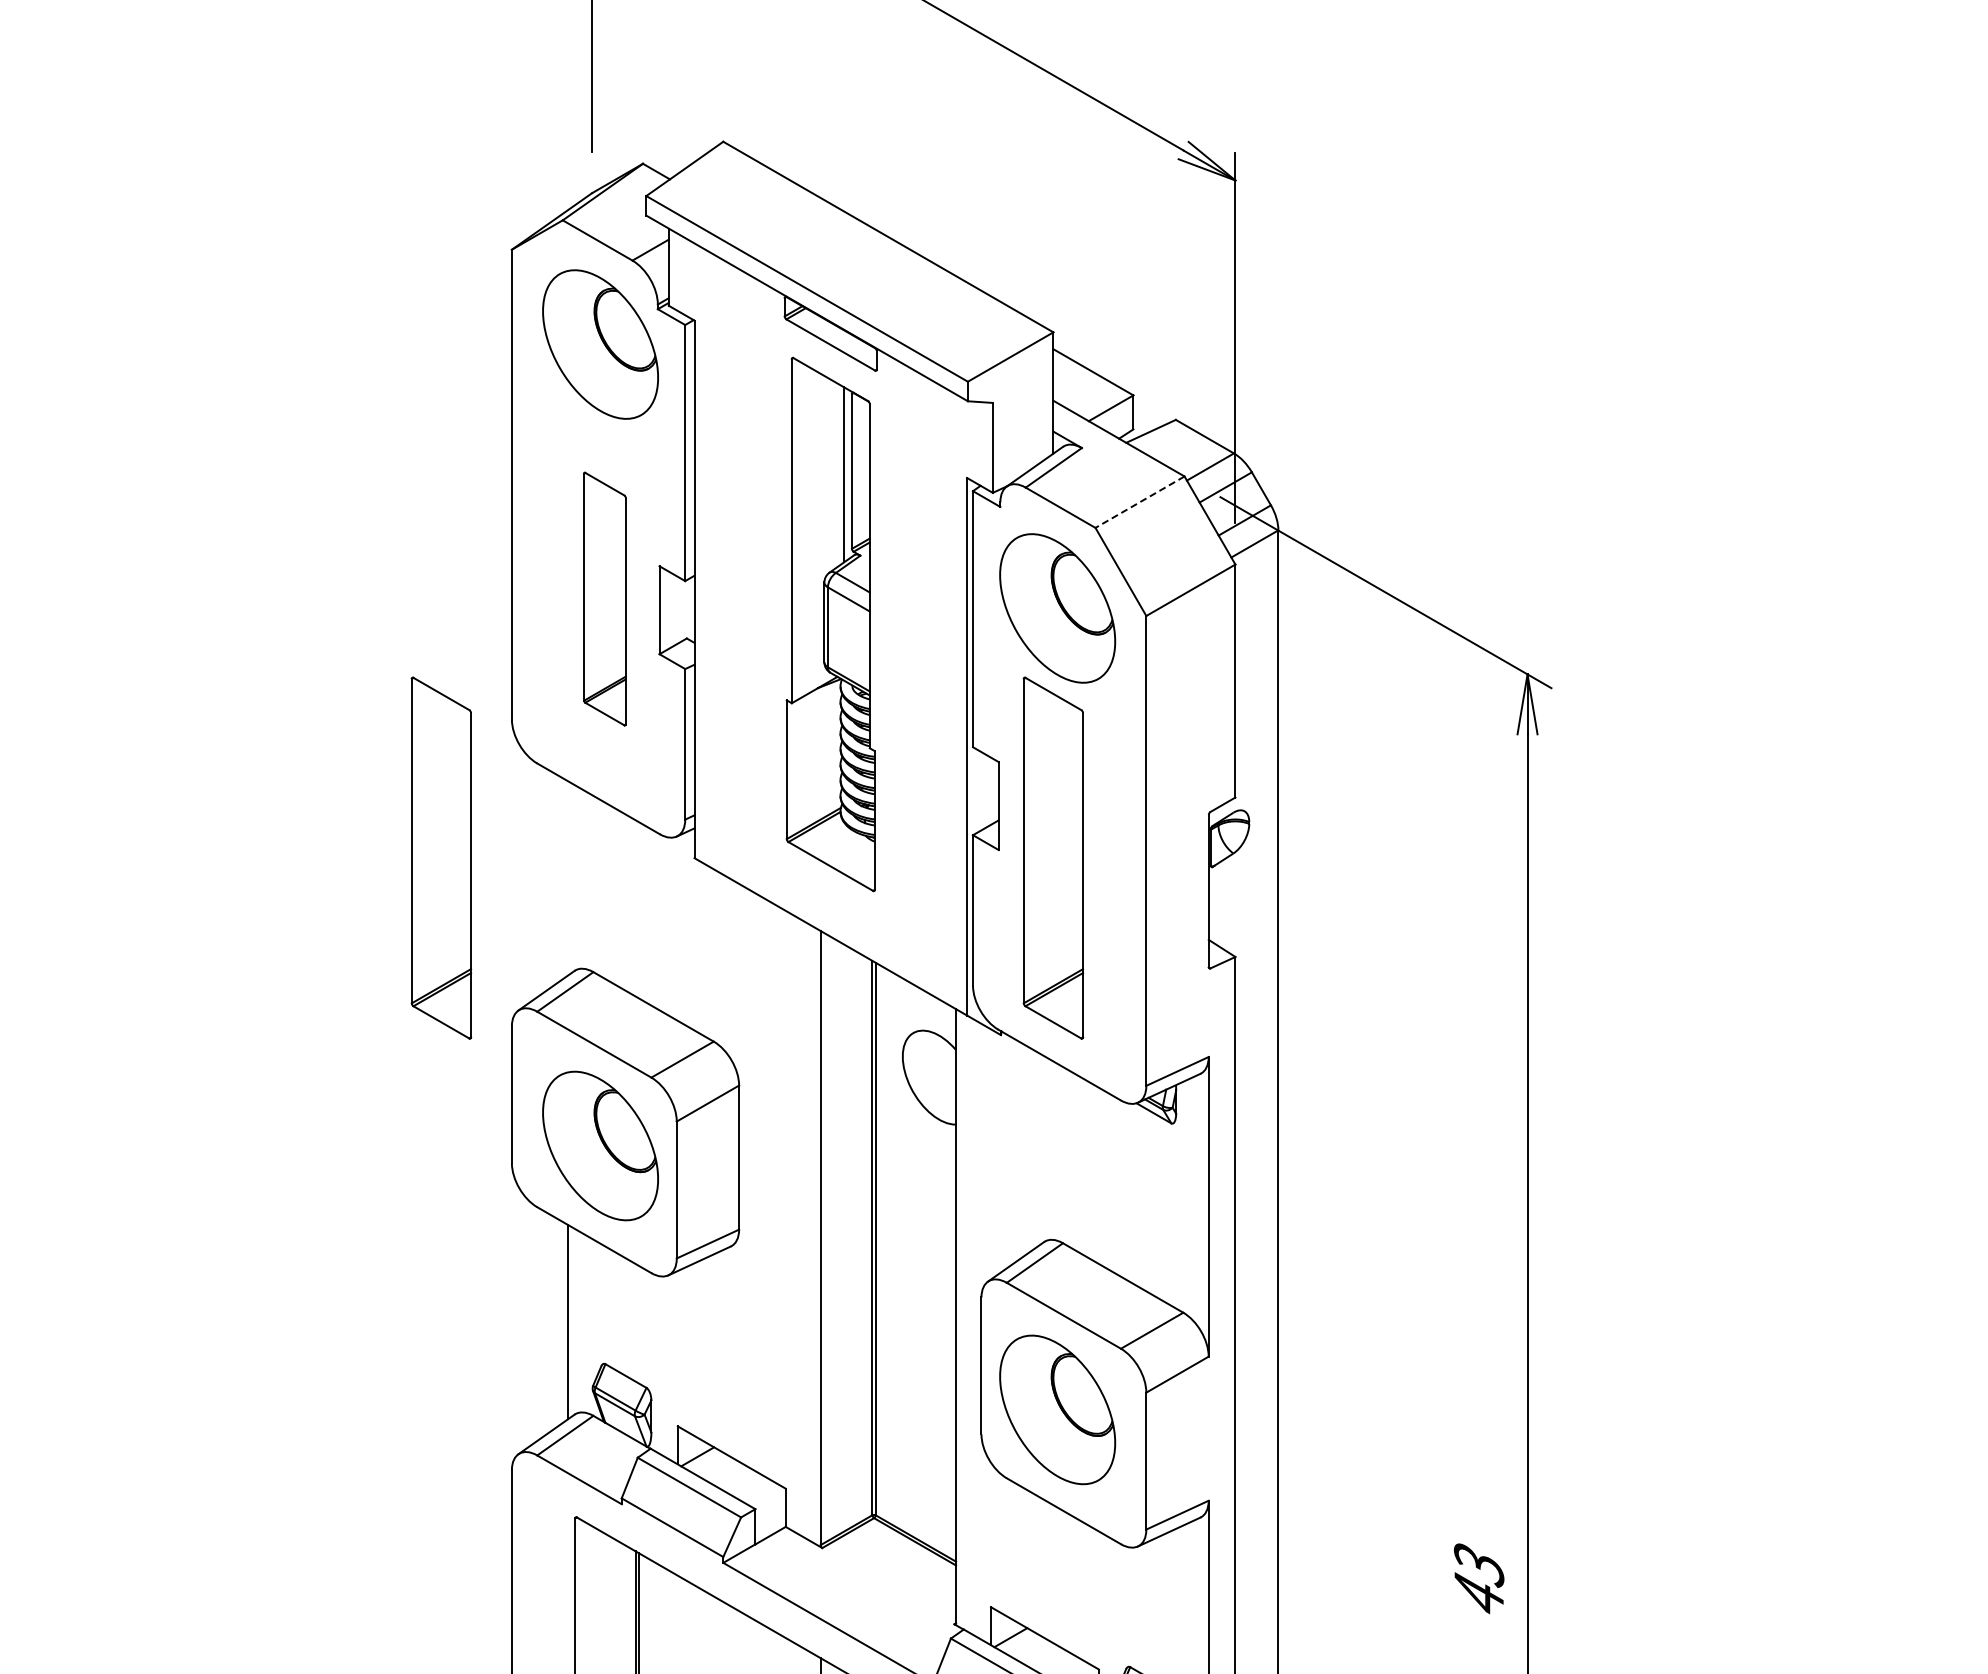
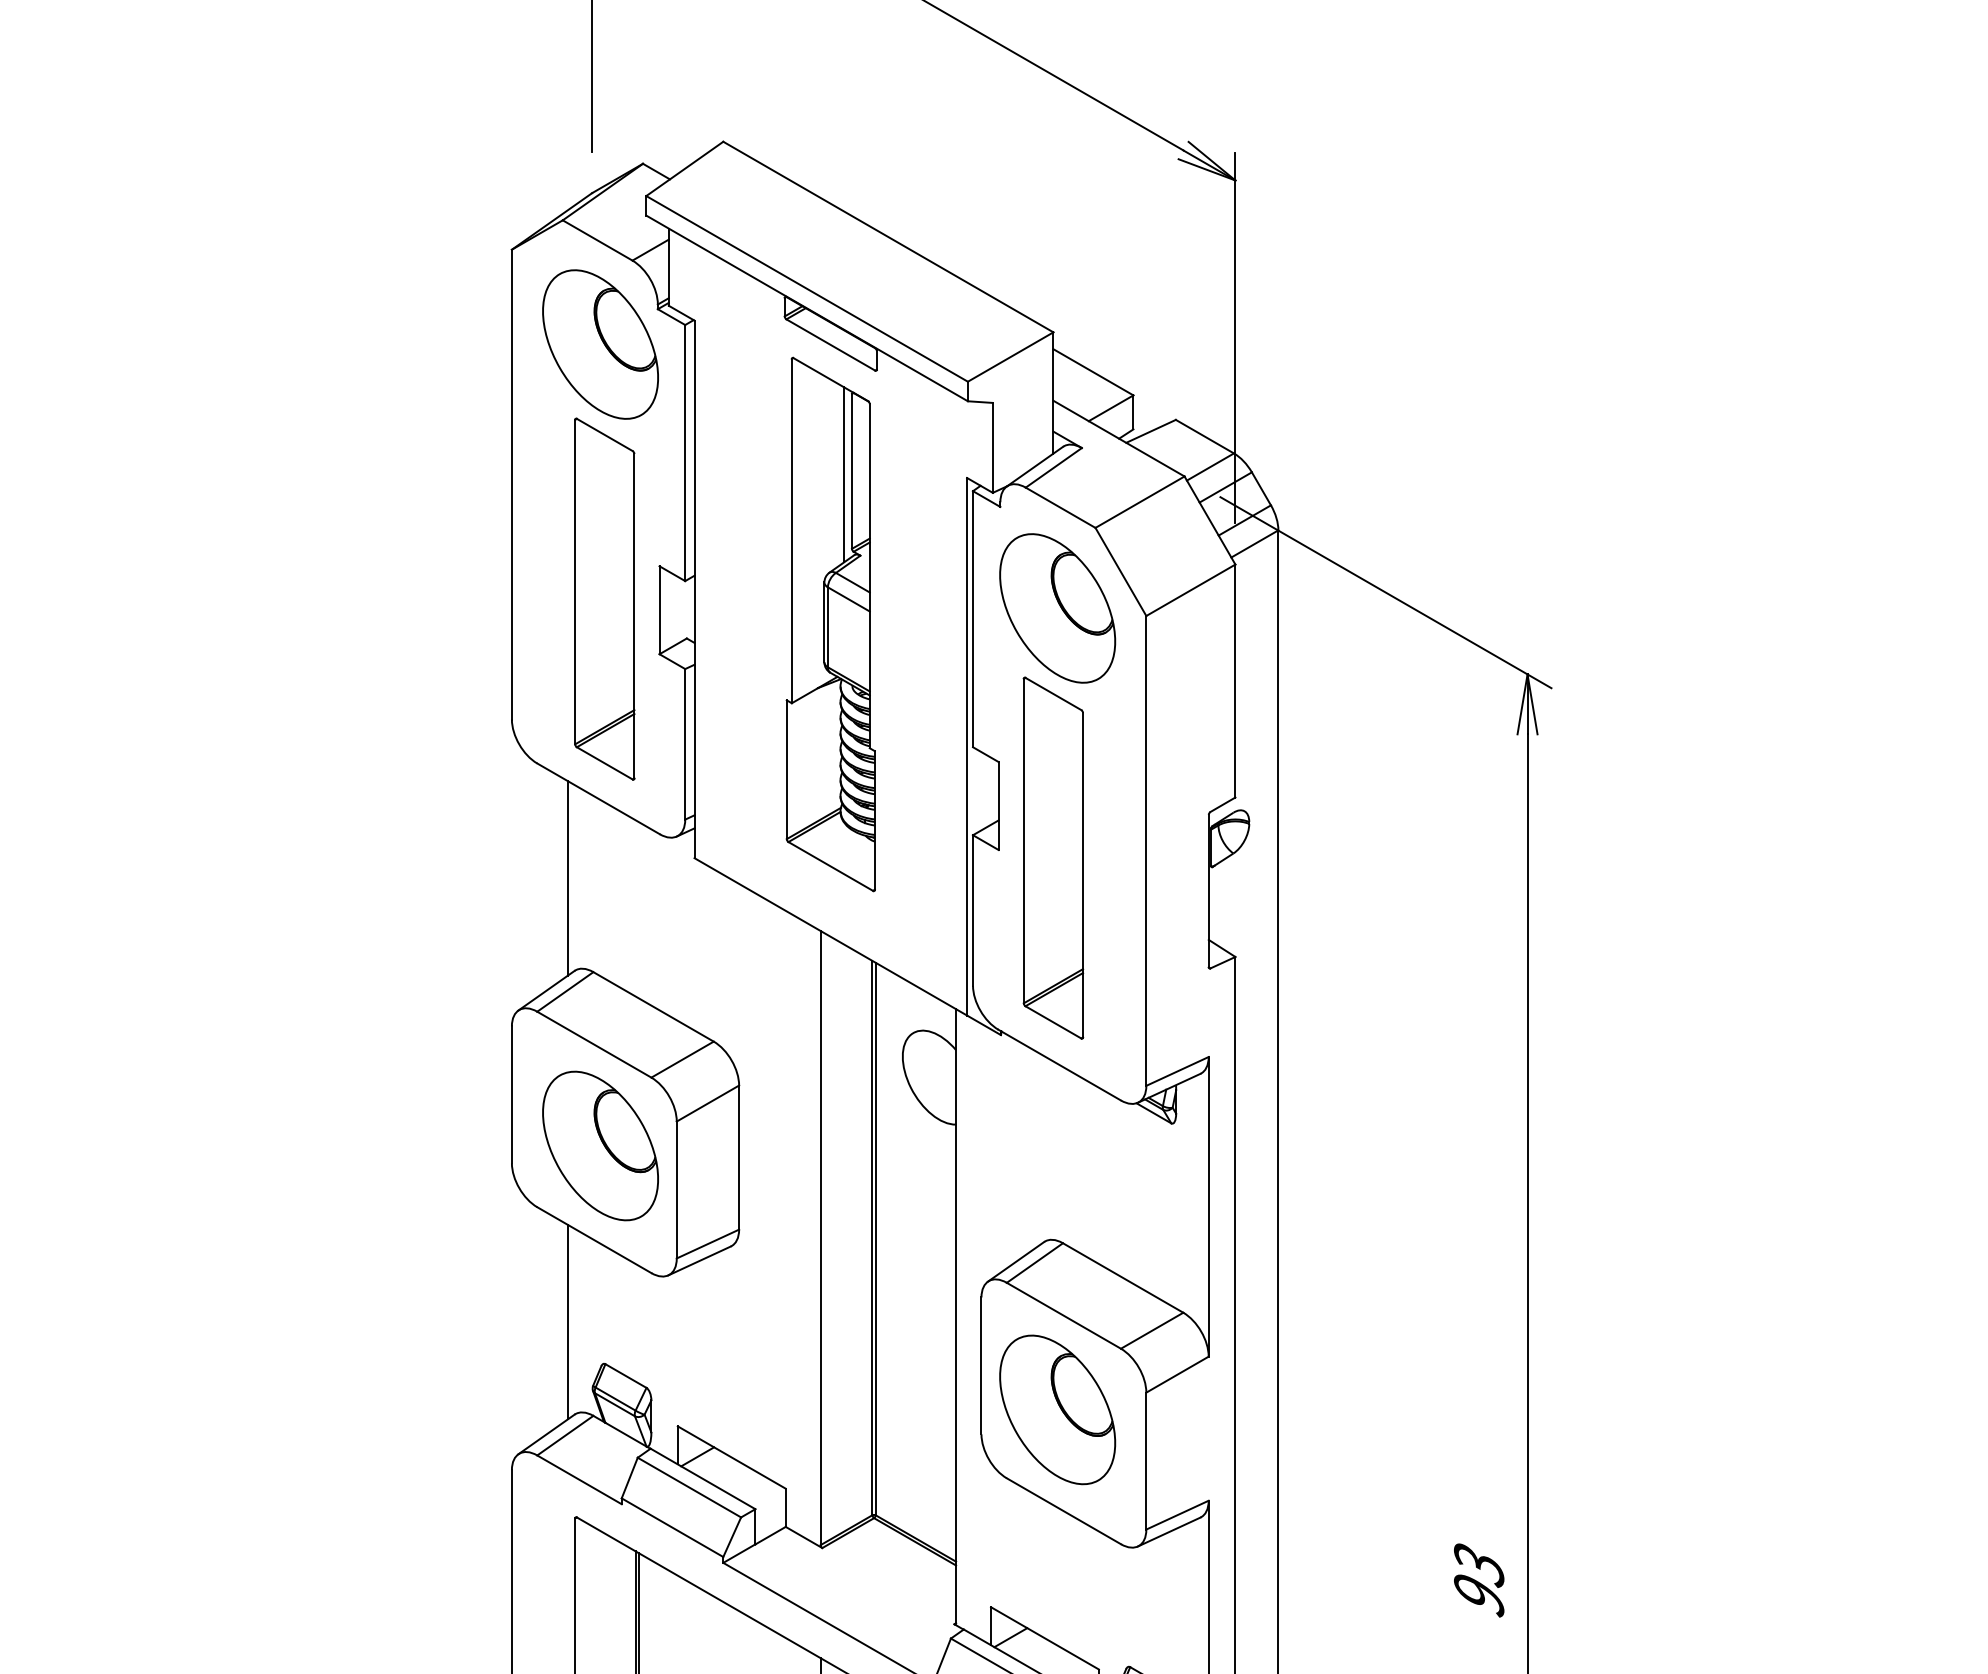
line: dashed -> solid (1139, 502)
part size: 44x256 px -> 62x364 px (604, 598)
part: present -> none (441, 857)
line: none -> present (568, 878)
text: 43 -> 93 (1479, 1594)
